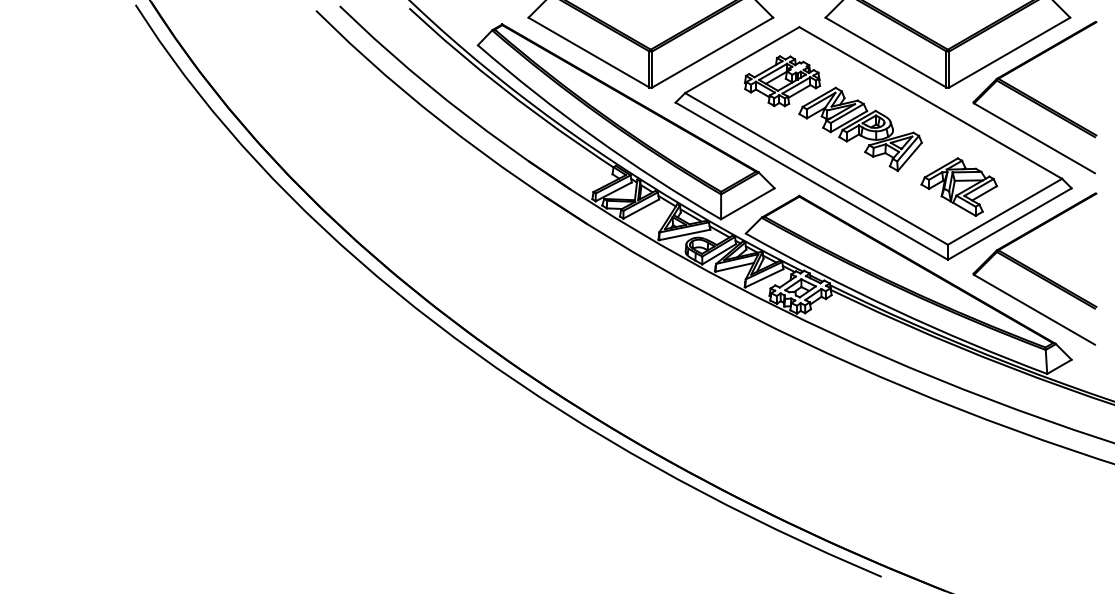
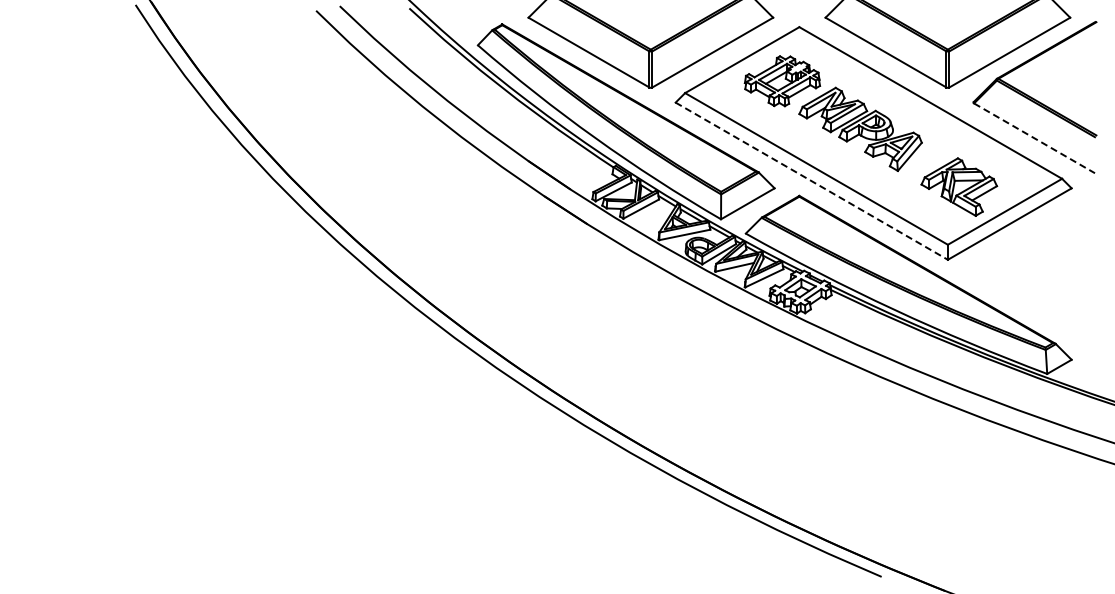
line: solid -> dashed (1034, 138)
line: solid -> dashed (812, 181)
part: present -> none (1034, 268)
